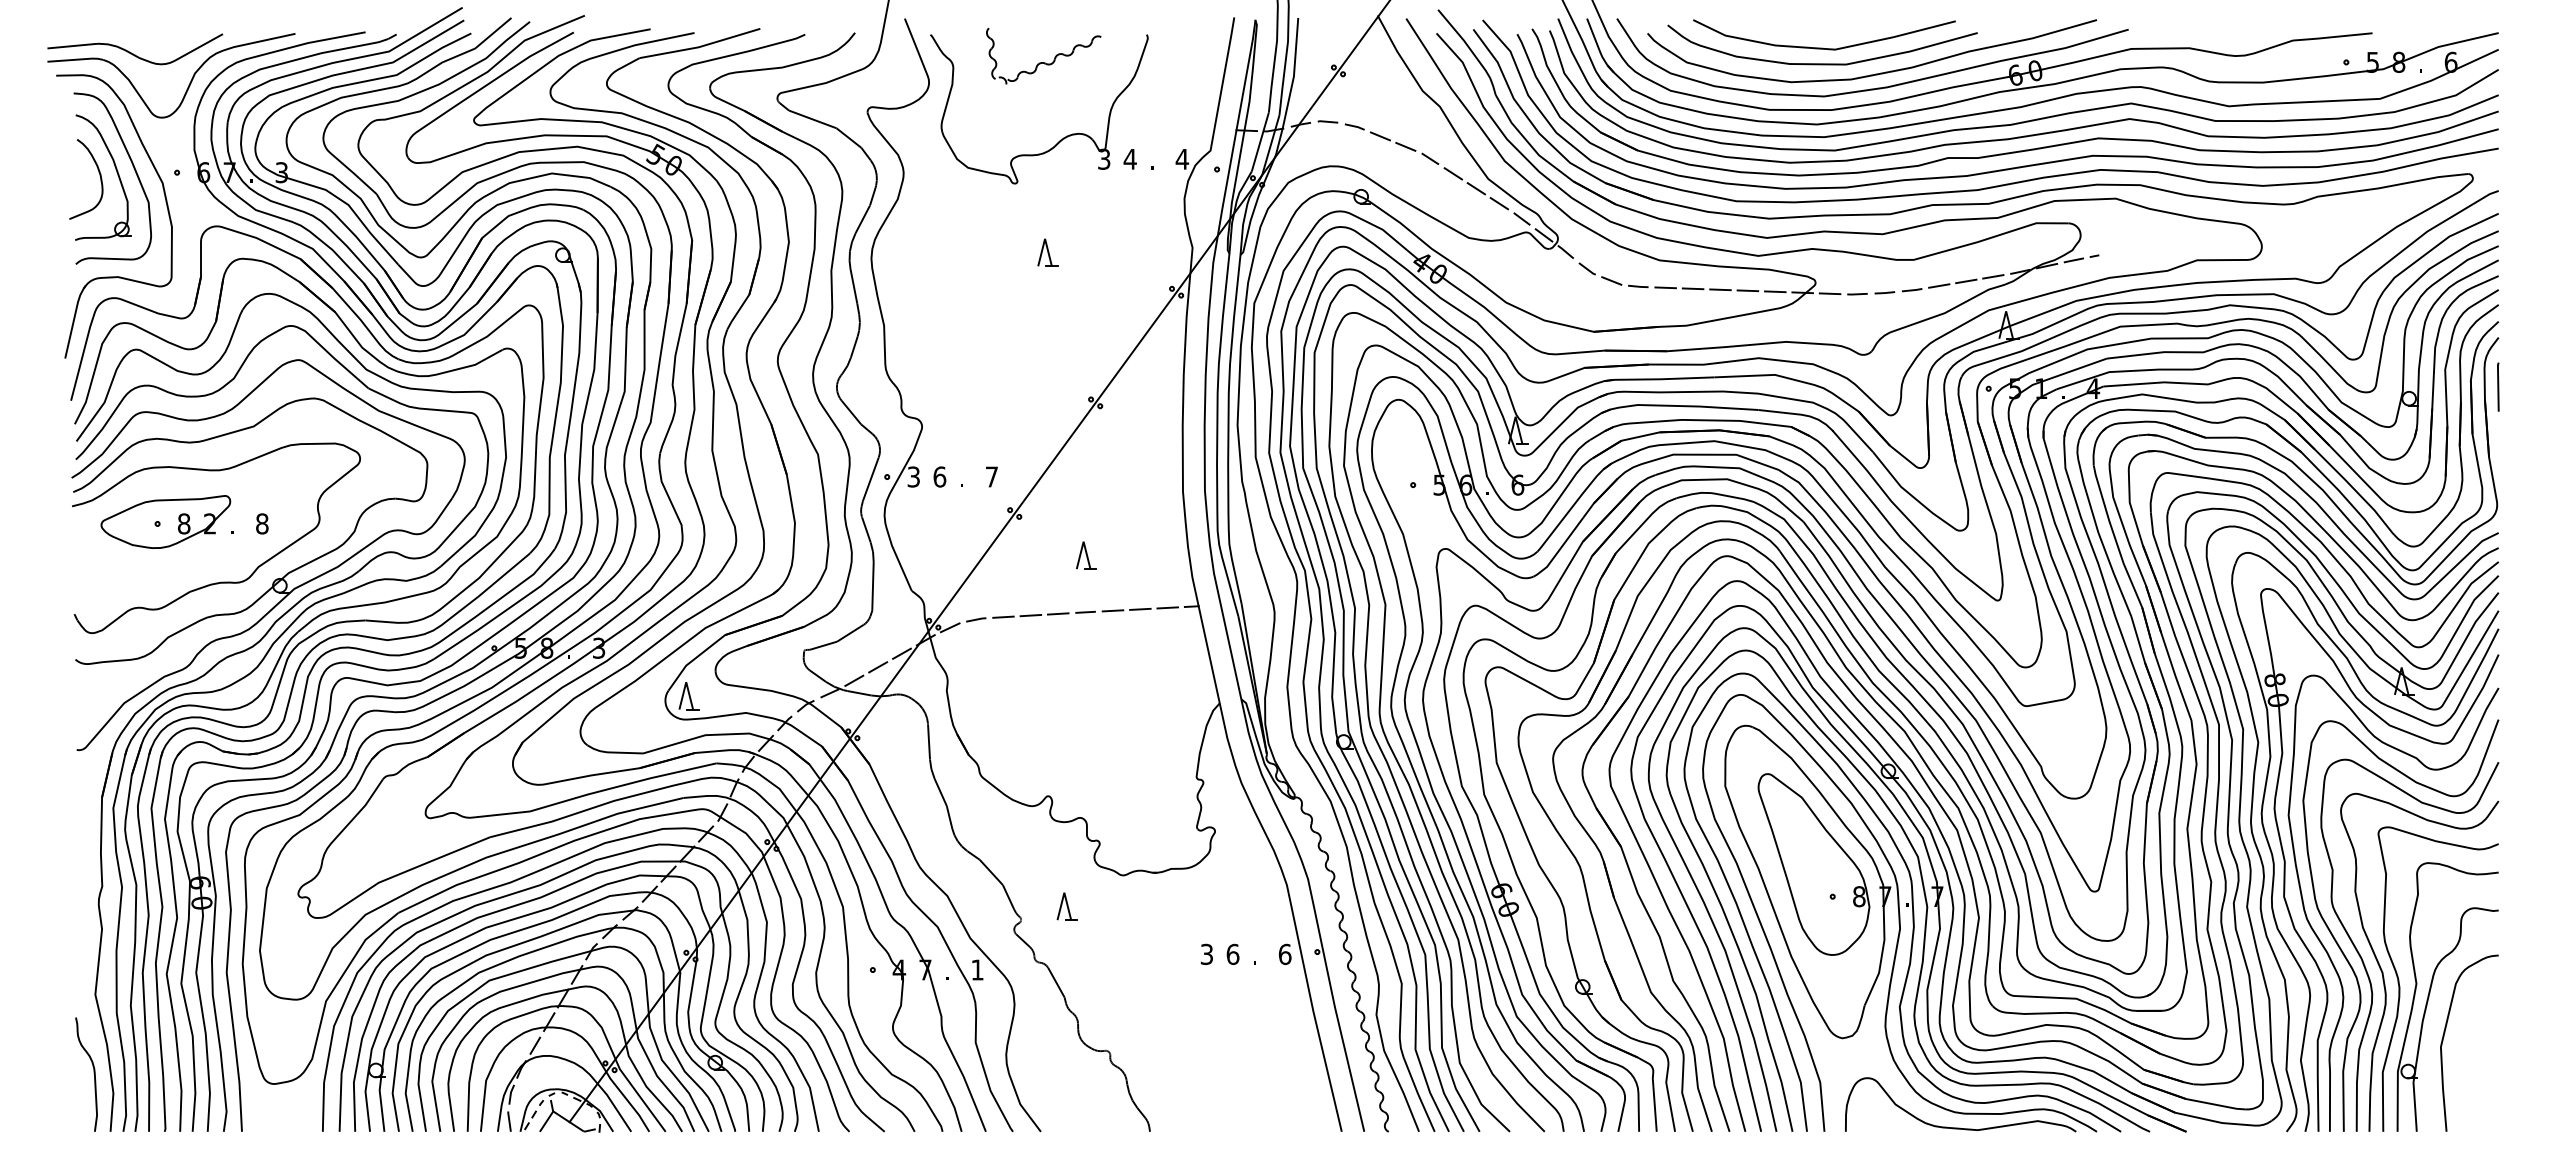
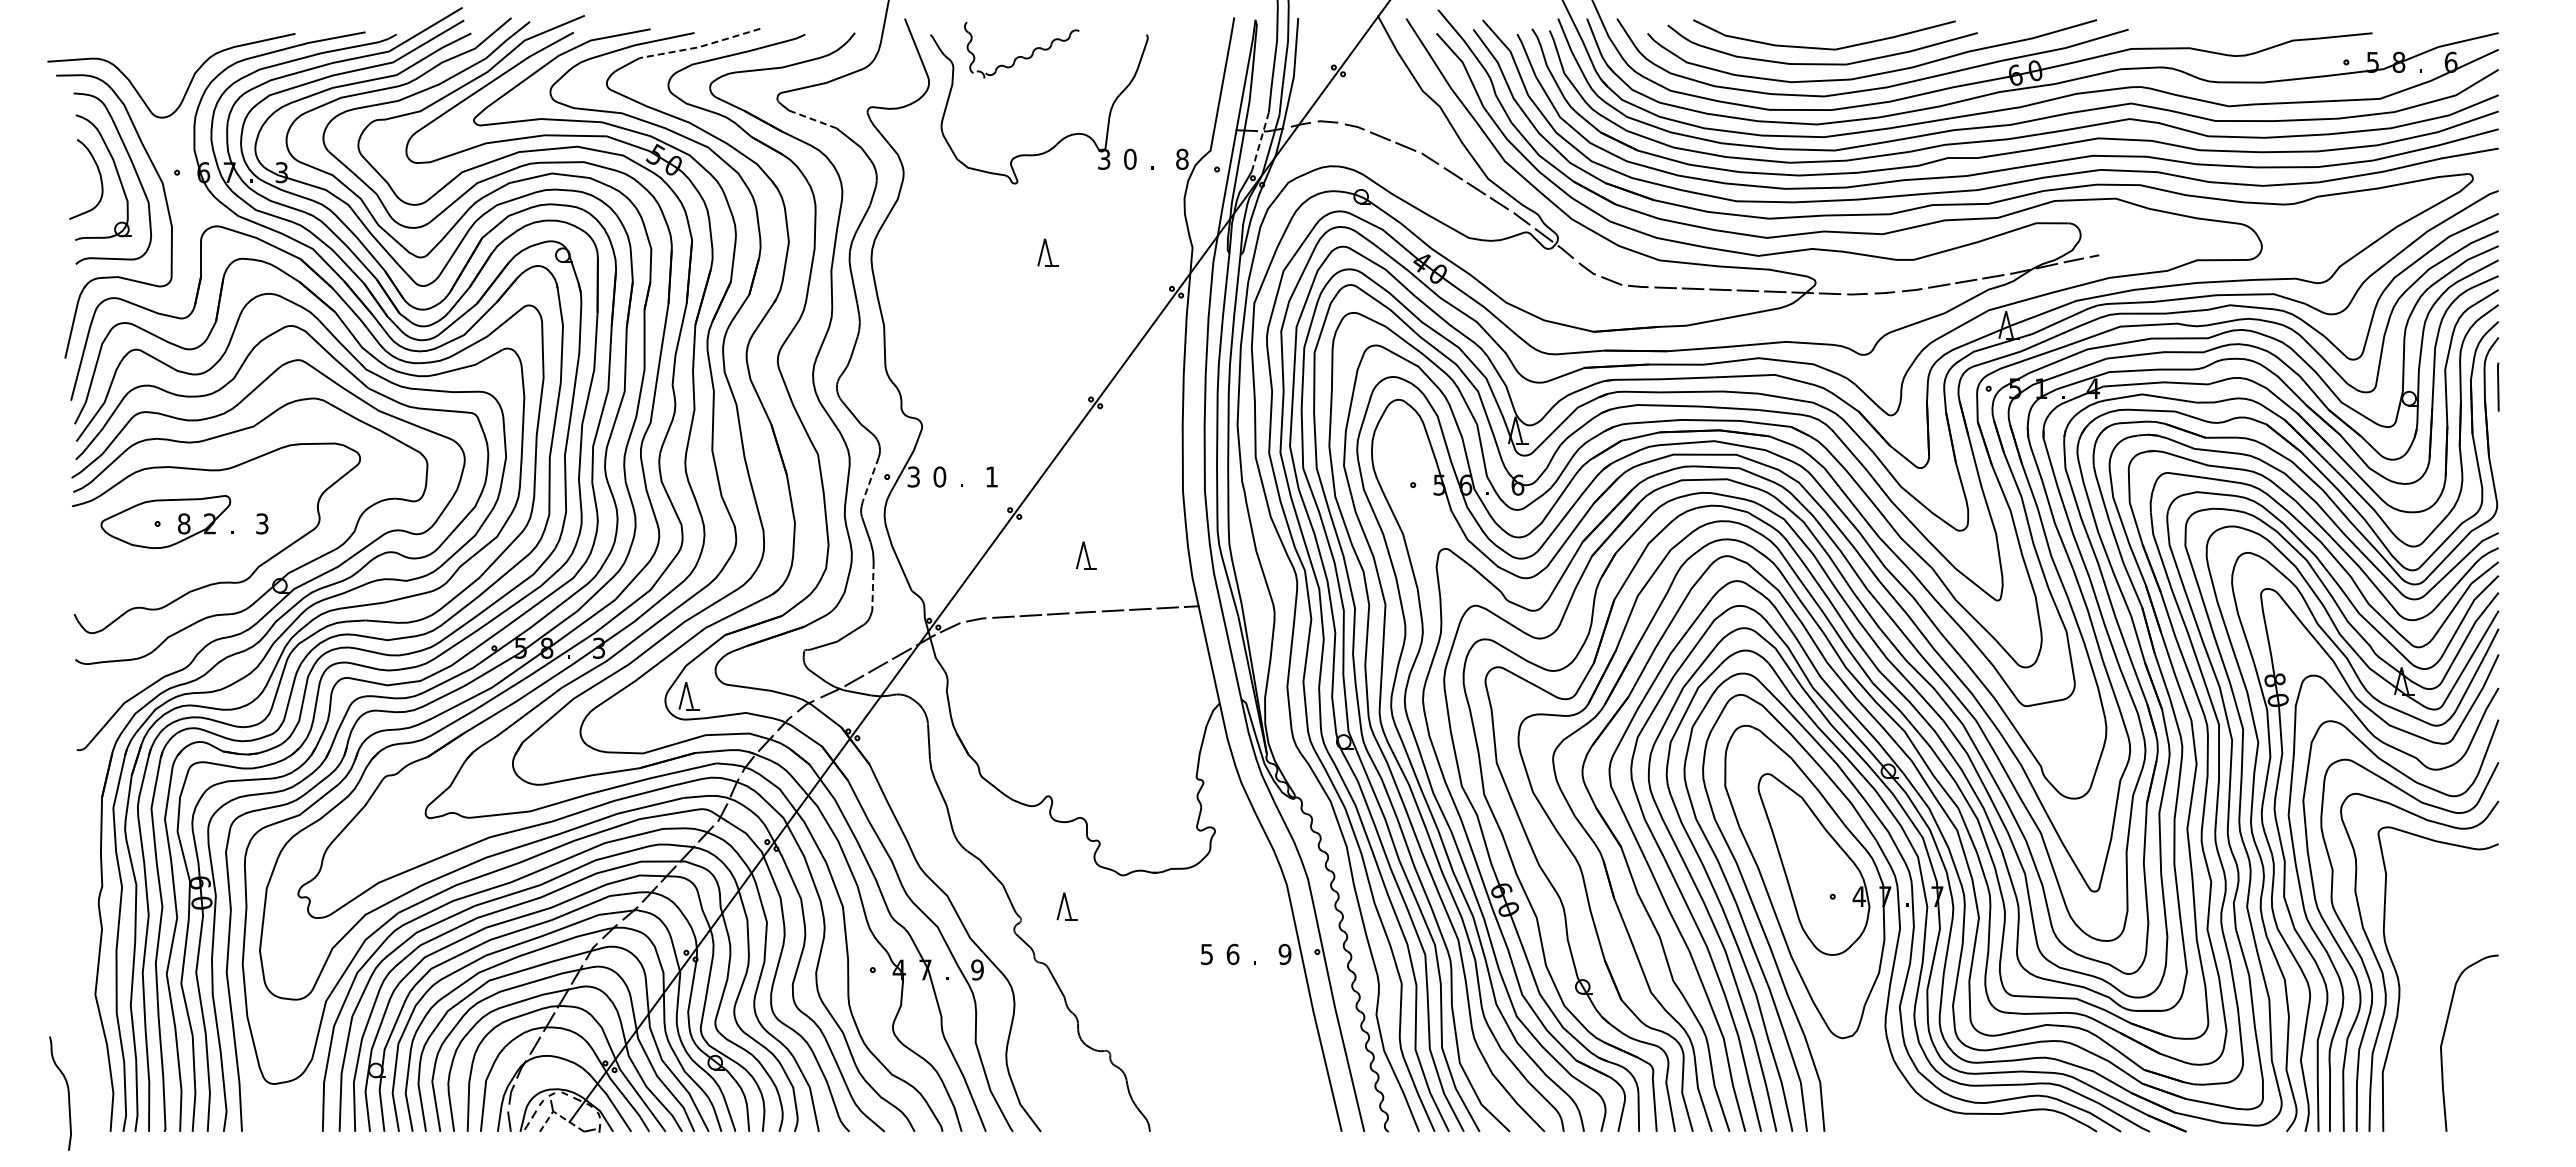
line: solid -> dashed (699, 47)
curve: present -> none (133, 53)
part position: (1043, 62) -> (1021, 56) (1021, 56)
line: solid -> dashed (813, 119)
line: solid -> dashed (1260, 141)
text: 4 -> 0 (1129, 158)
text: 4 -> 8 (1182, 158)
text: 6 -> 0 (939, 476)
text: 7 -> 1 (991, 476)
line: solid -> dashed (870, 479)
text: 8 -> 3 (262, 523)
line: solid -> dashed (872, 586)
text: 8 -> 4 (1858, 896)
text: 3 -> 5 (1206, 953)
text: 6 -> 9 (1284, 954)
text: 1 -> 9 (977, 969)
part: present -> none (2430, 993)
curve position: (93, 1073) -> (67, 1092) (67, 1092)
line: solid -> dashed (558, 1115)
curve: present -> none (1960, 1127)
